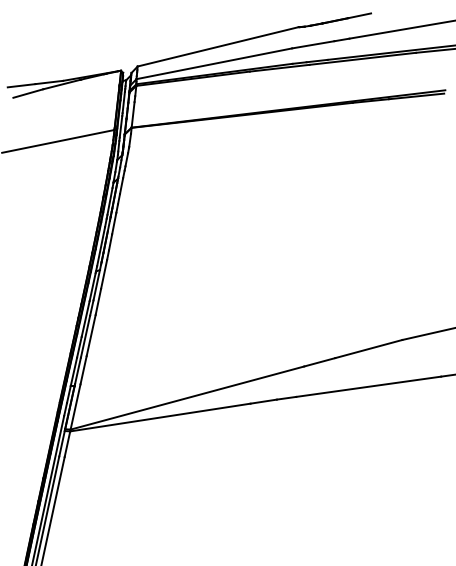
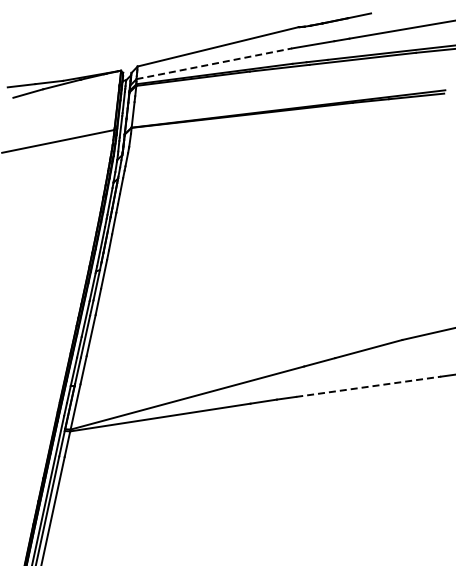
line: solid -> dashed (214, 63)
line: solid -> dashed (369, 386)
